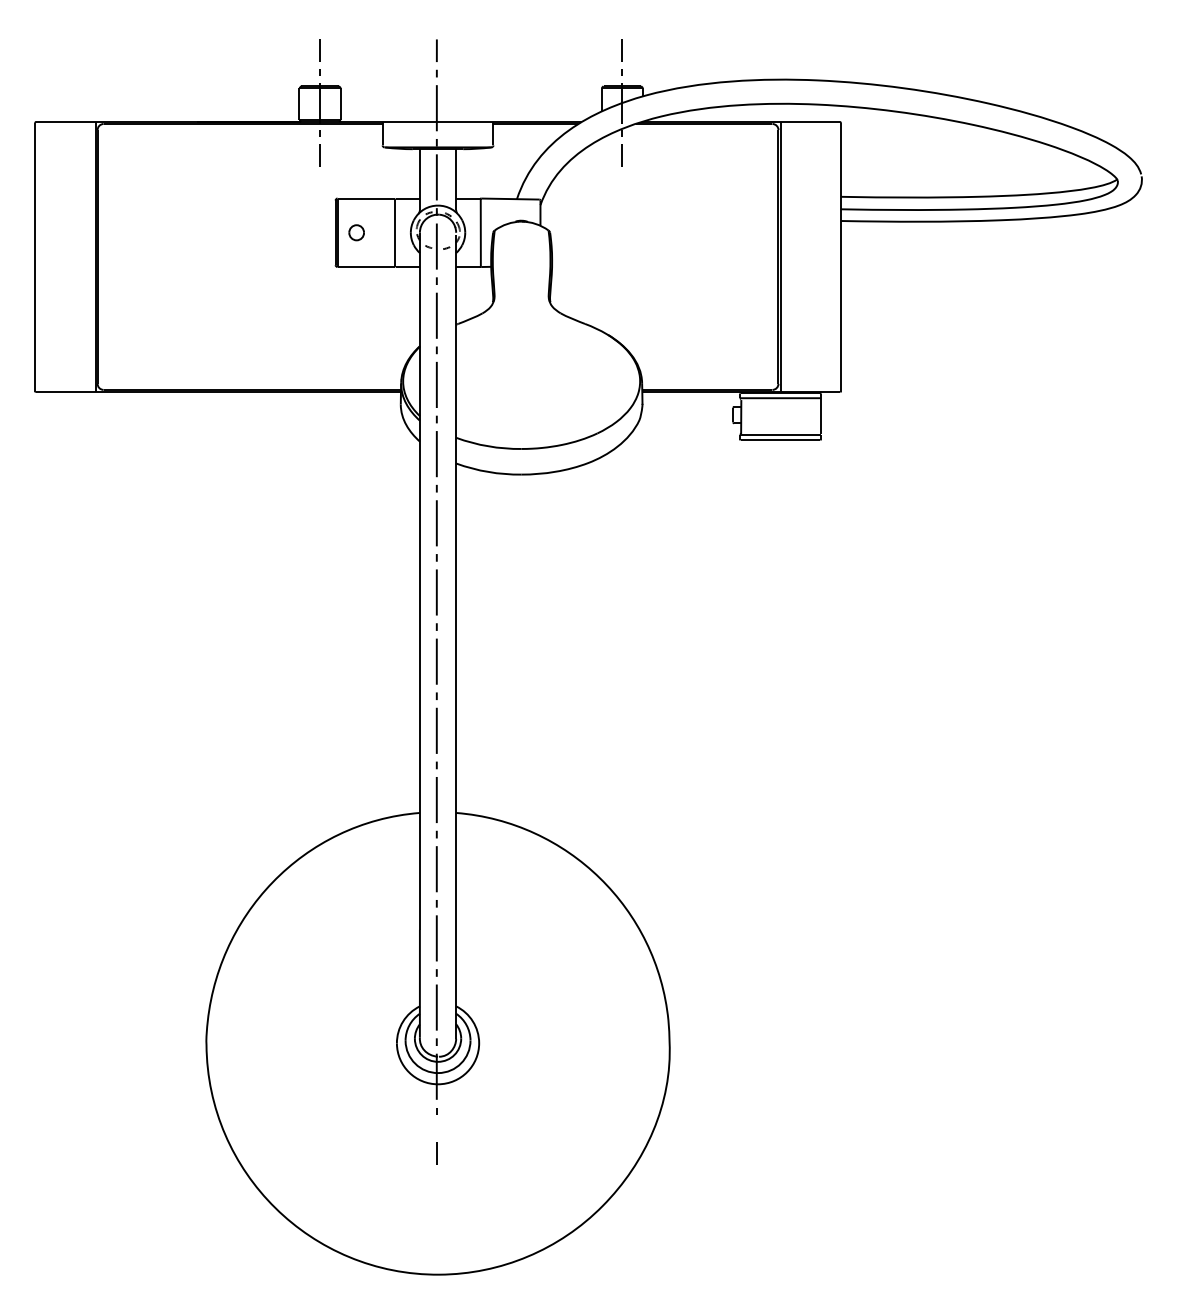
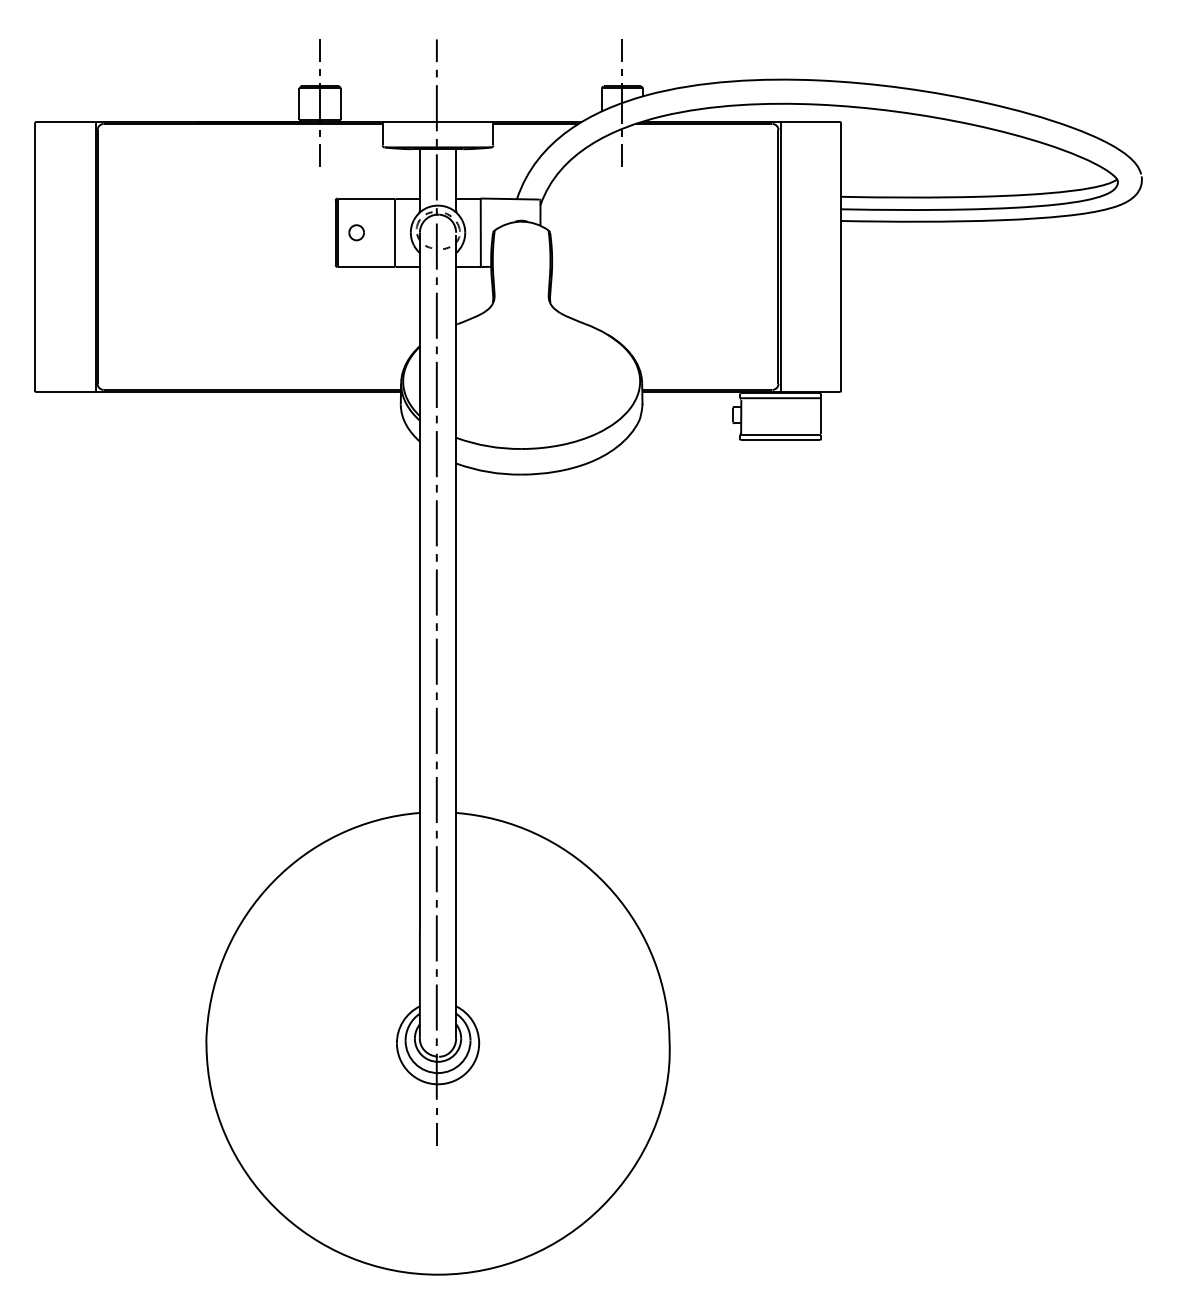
line position: (436, 1153) -> (436, 1134) (436, 1134)
